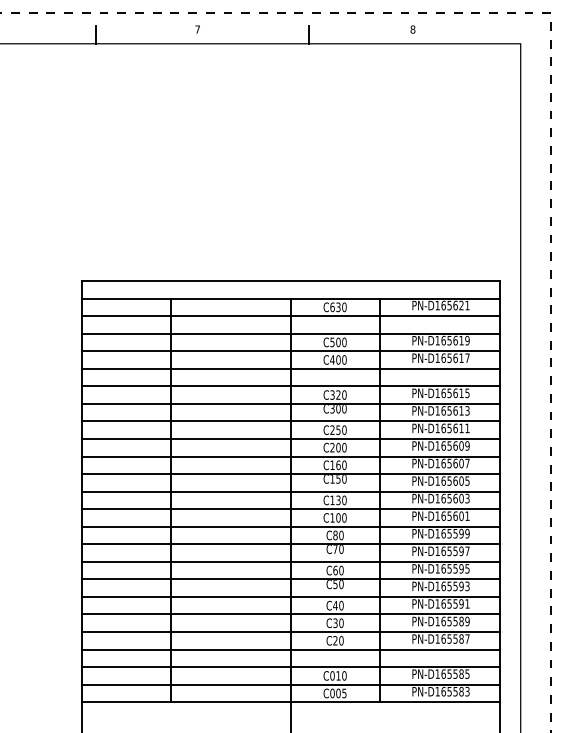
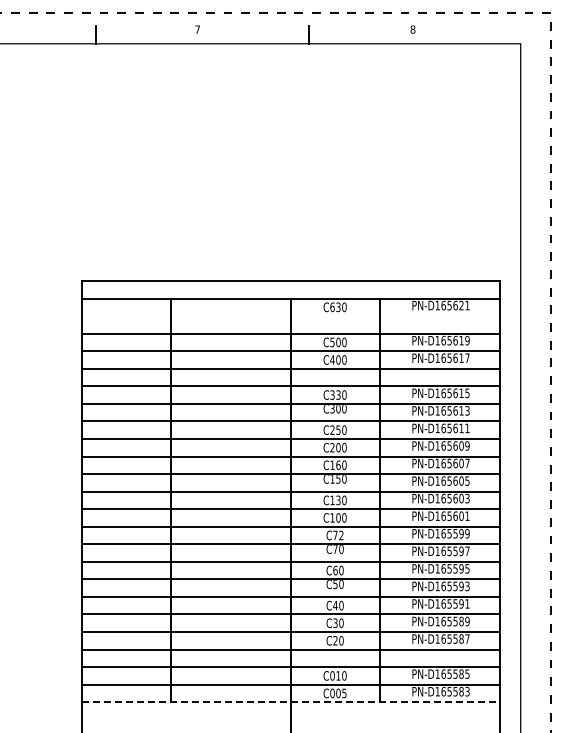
line: present -> none (290, 316)
text: C320 -> C330 (338, 394)
text: C80 -> C72 (338, 535)
line: solid -> dashed (290, 702)
